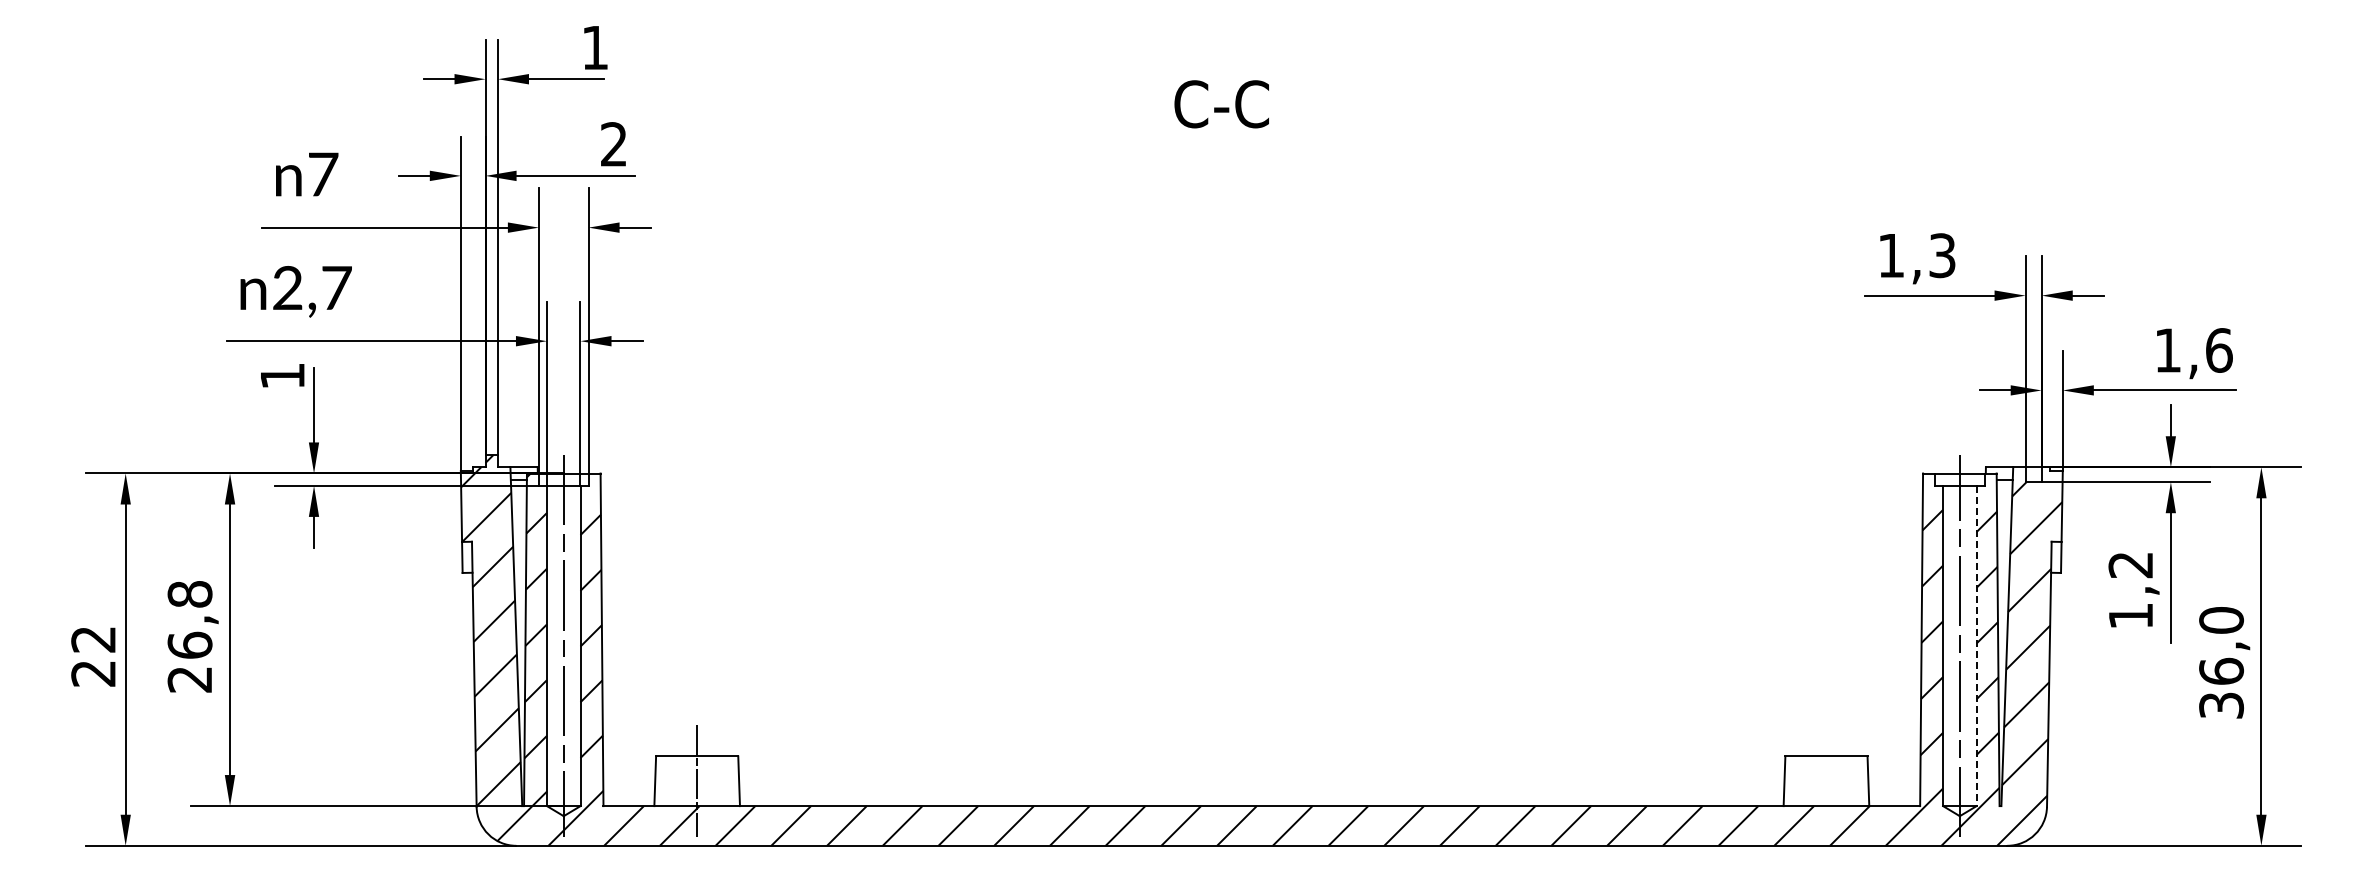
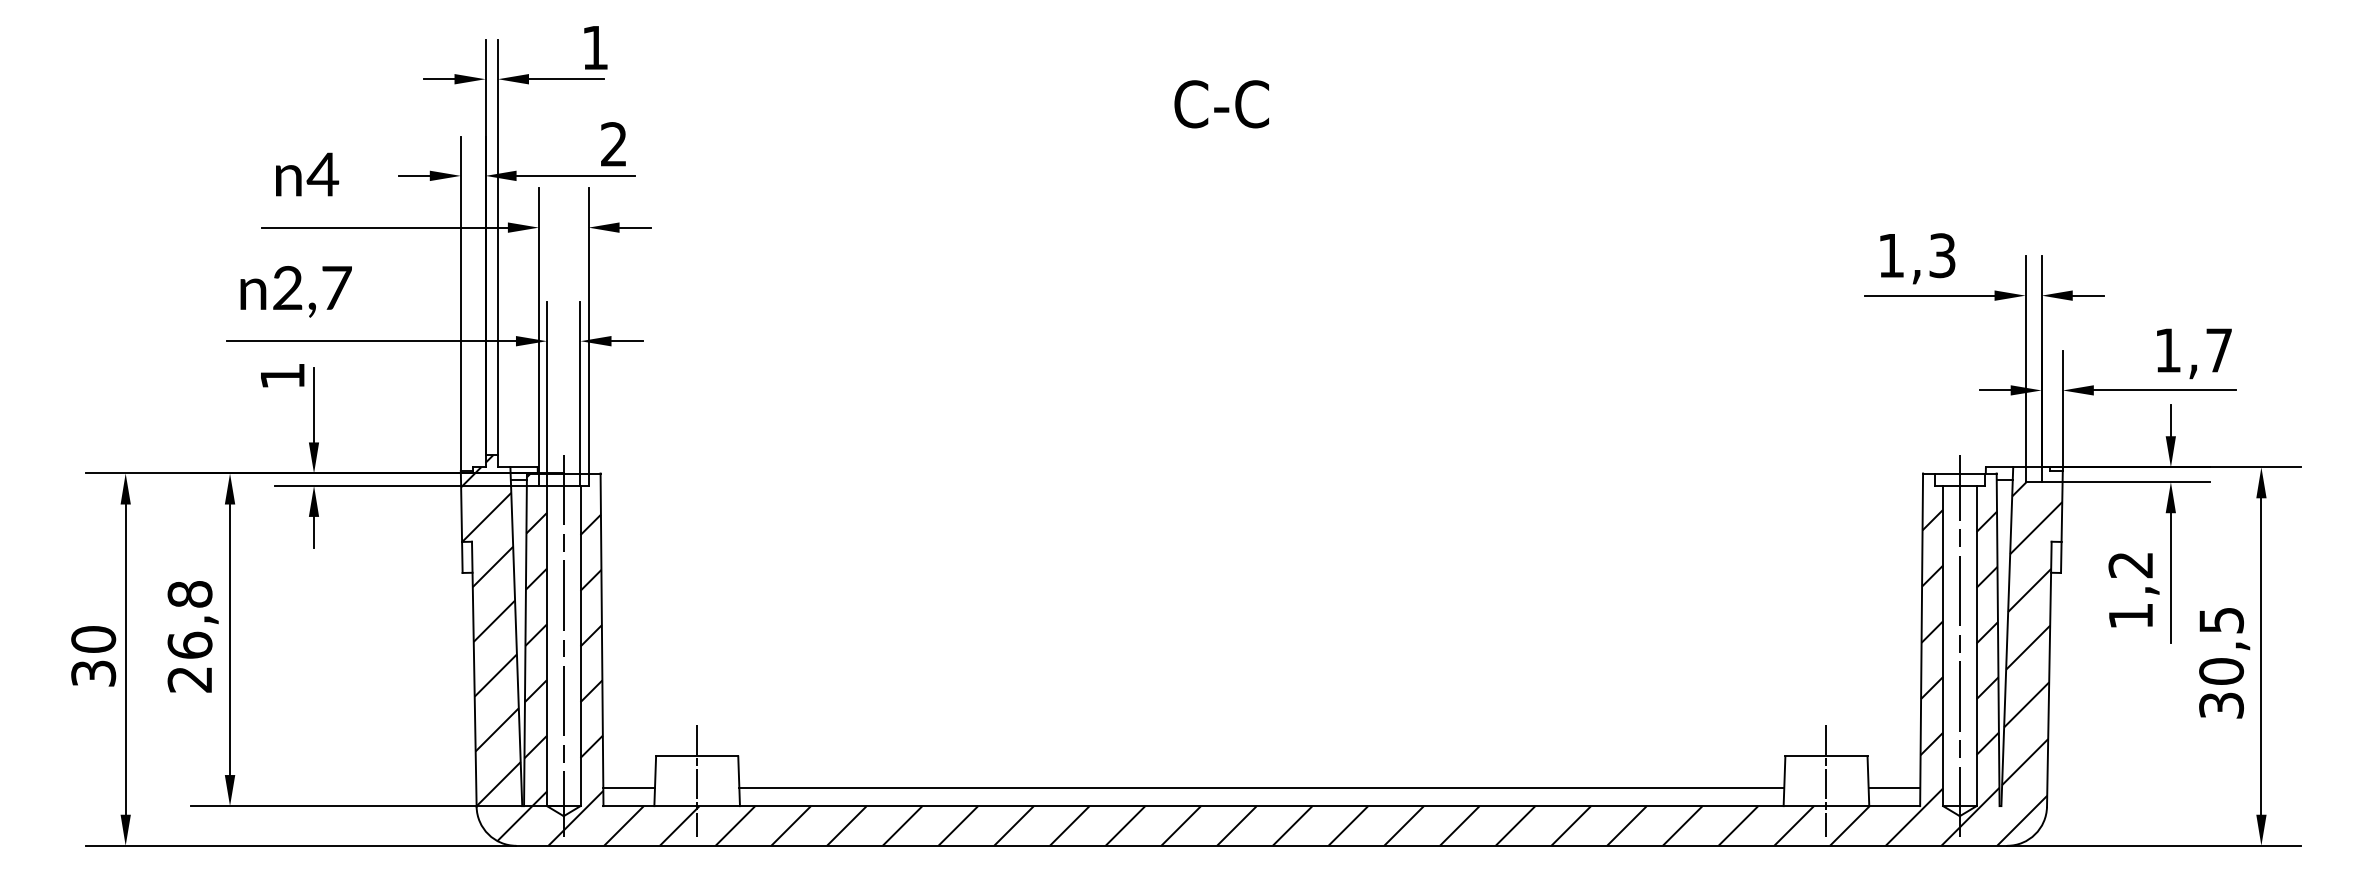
text: 7 -> 4 (322, 174)
text: 1,6 -> 1,7 (2219, 350)
text: 36,0 -> 30,5 (2221, 645)
line: dashed -> solid (1976, 646)
text: 22 -> 30 (93, 656)
line: none -> present (1826, 781)
line: none -> present (629, 787)
line: none -> present (1261, 787)
line: none -> present (1894, 787)
